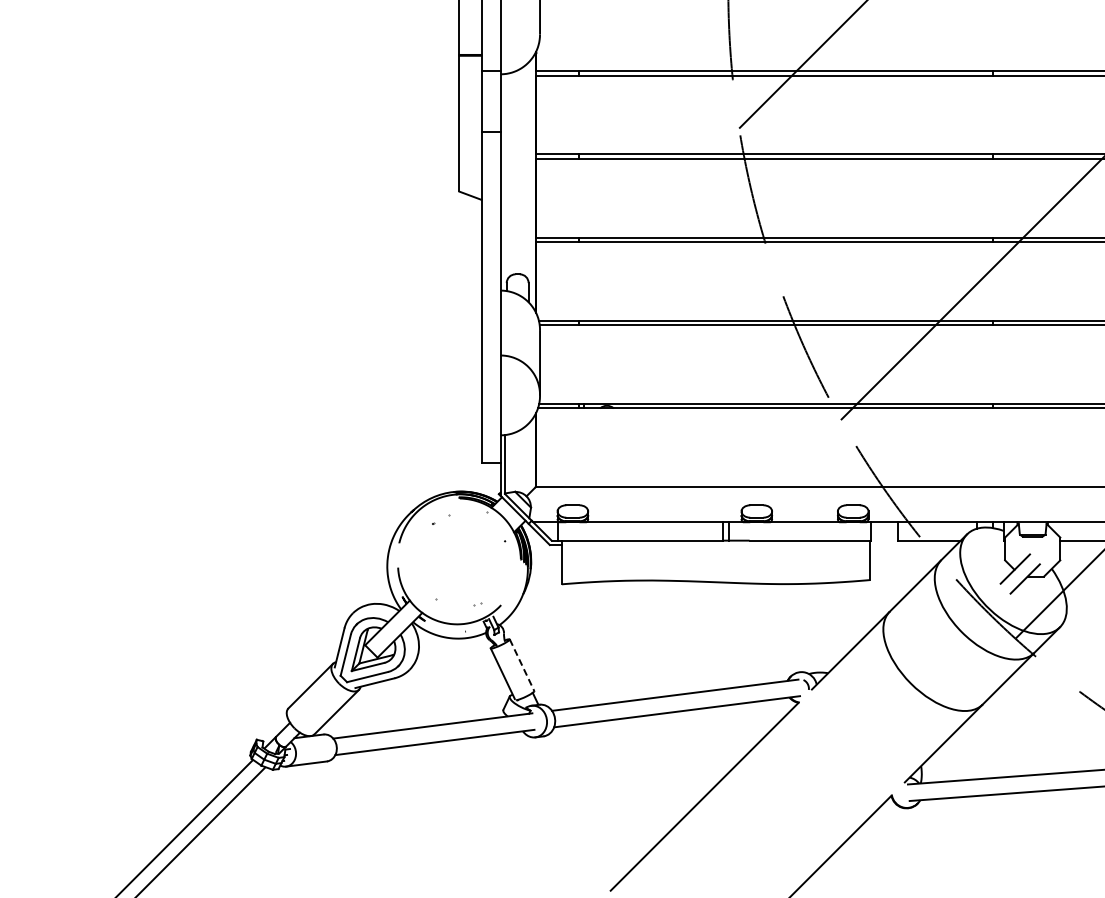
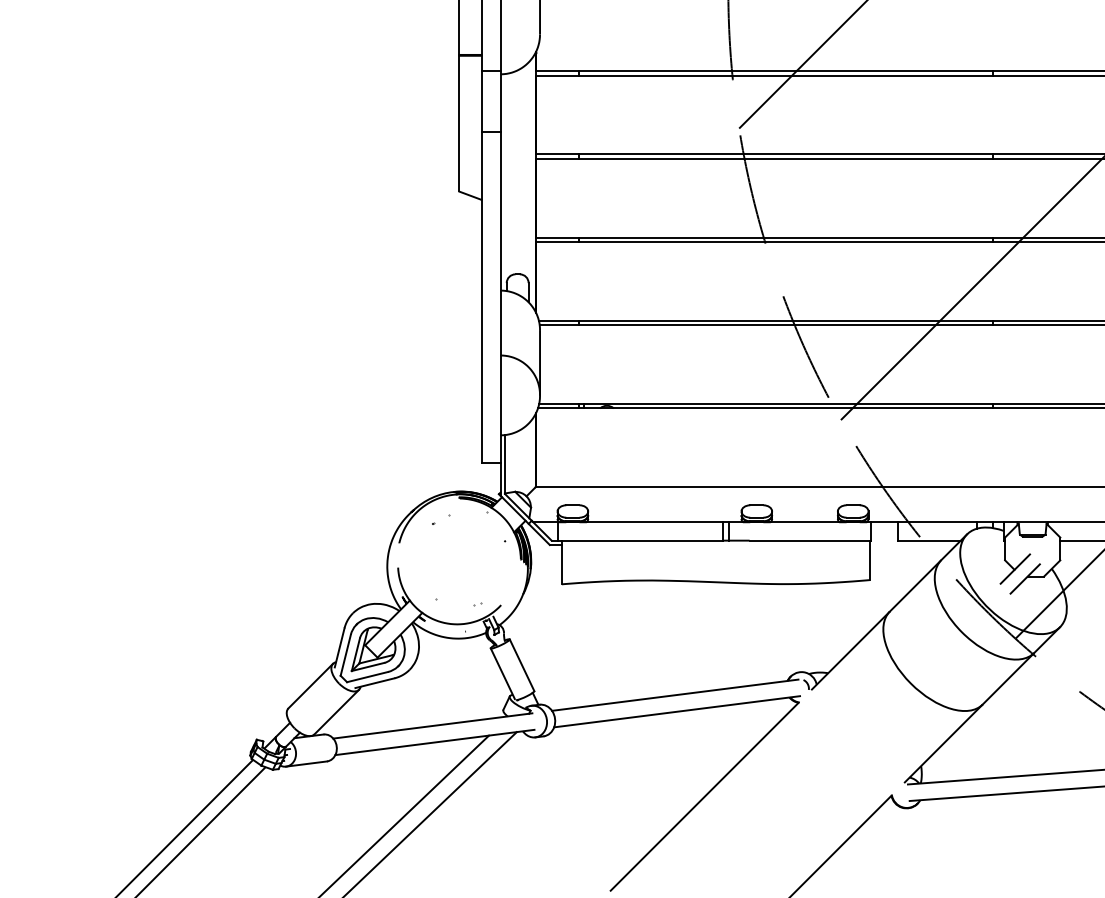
line: dashed -> solid (522, 665)
line: none -> present (430, 813)
line: none -> present (405, 814)
